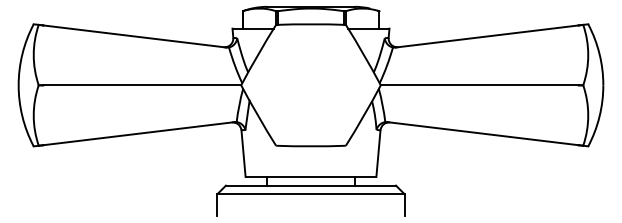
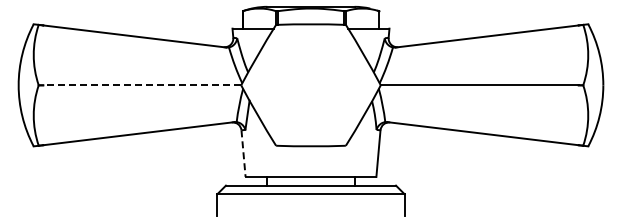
line: solid -> dashed (142, 85)
line: solid -> dashed (243, 154)
